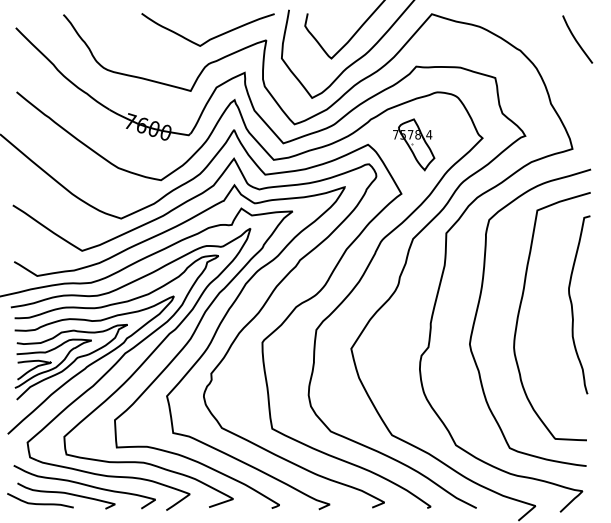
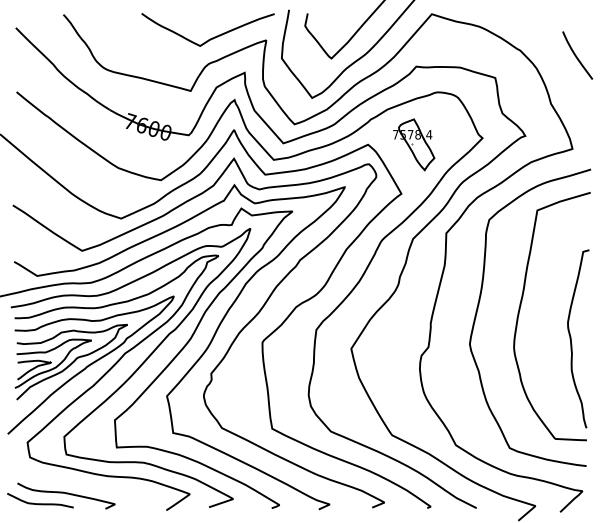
curve position: (576, 39) -> (576, 55) (576, 55)
curve position: (572, 304) -> (571, 338) (571, 338)
curve: present -> none (84, 485)
